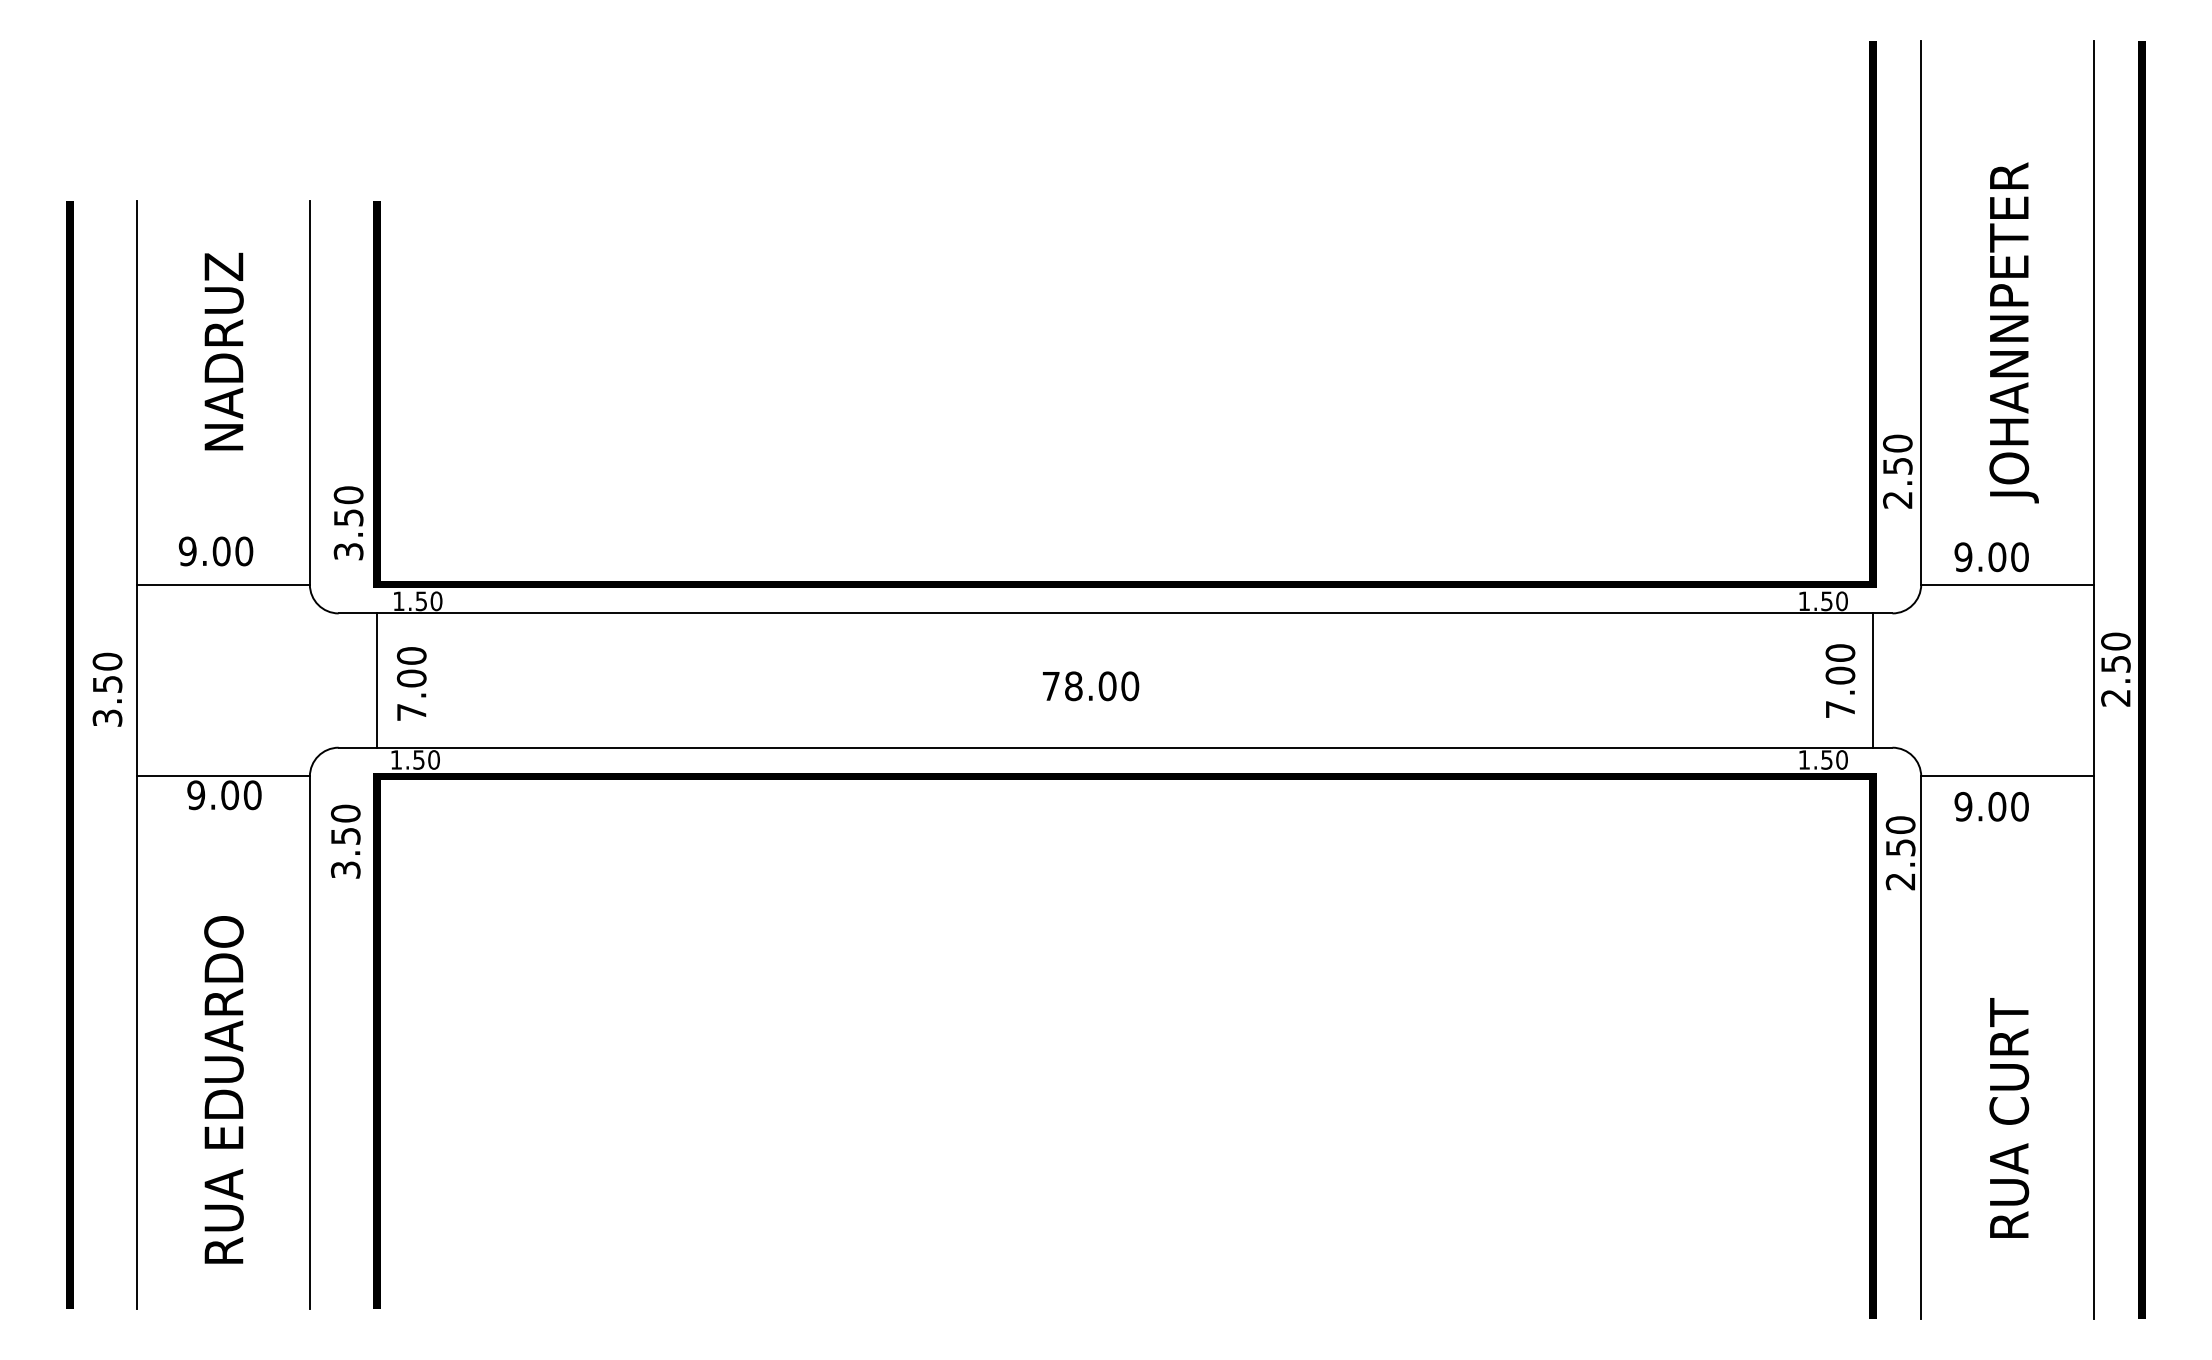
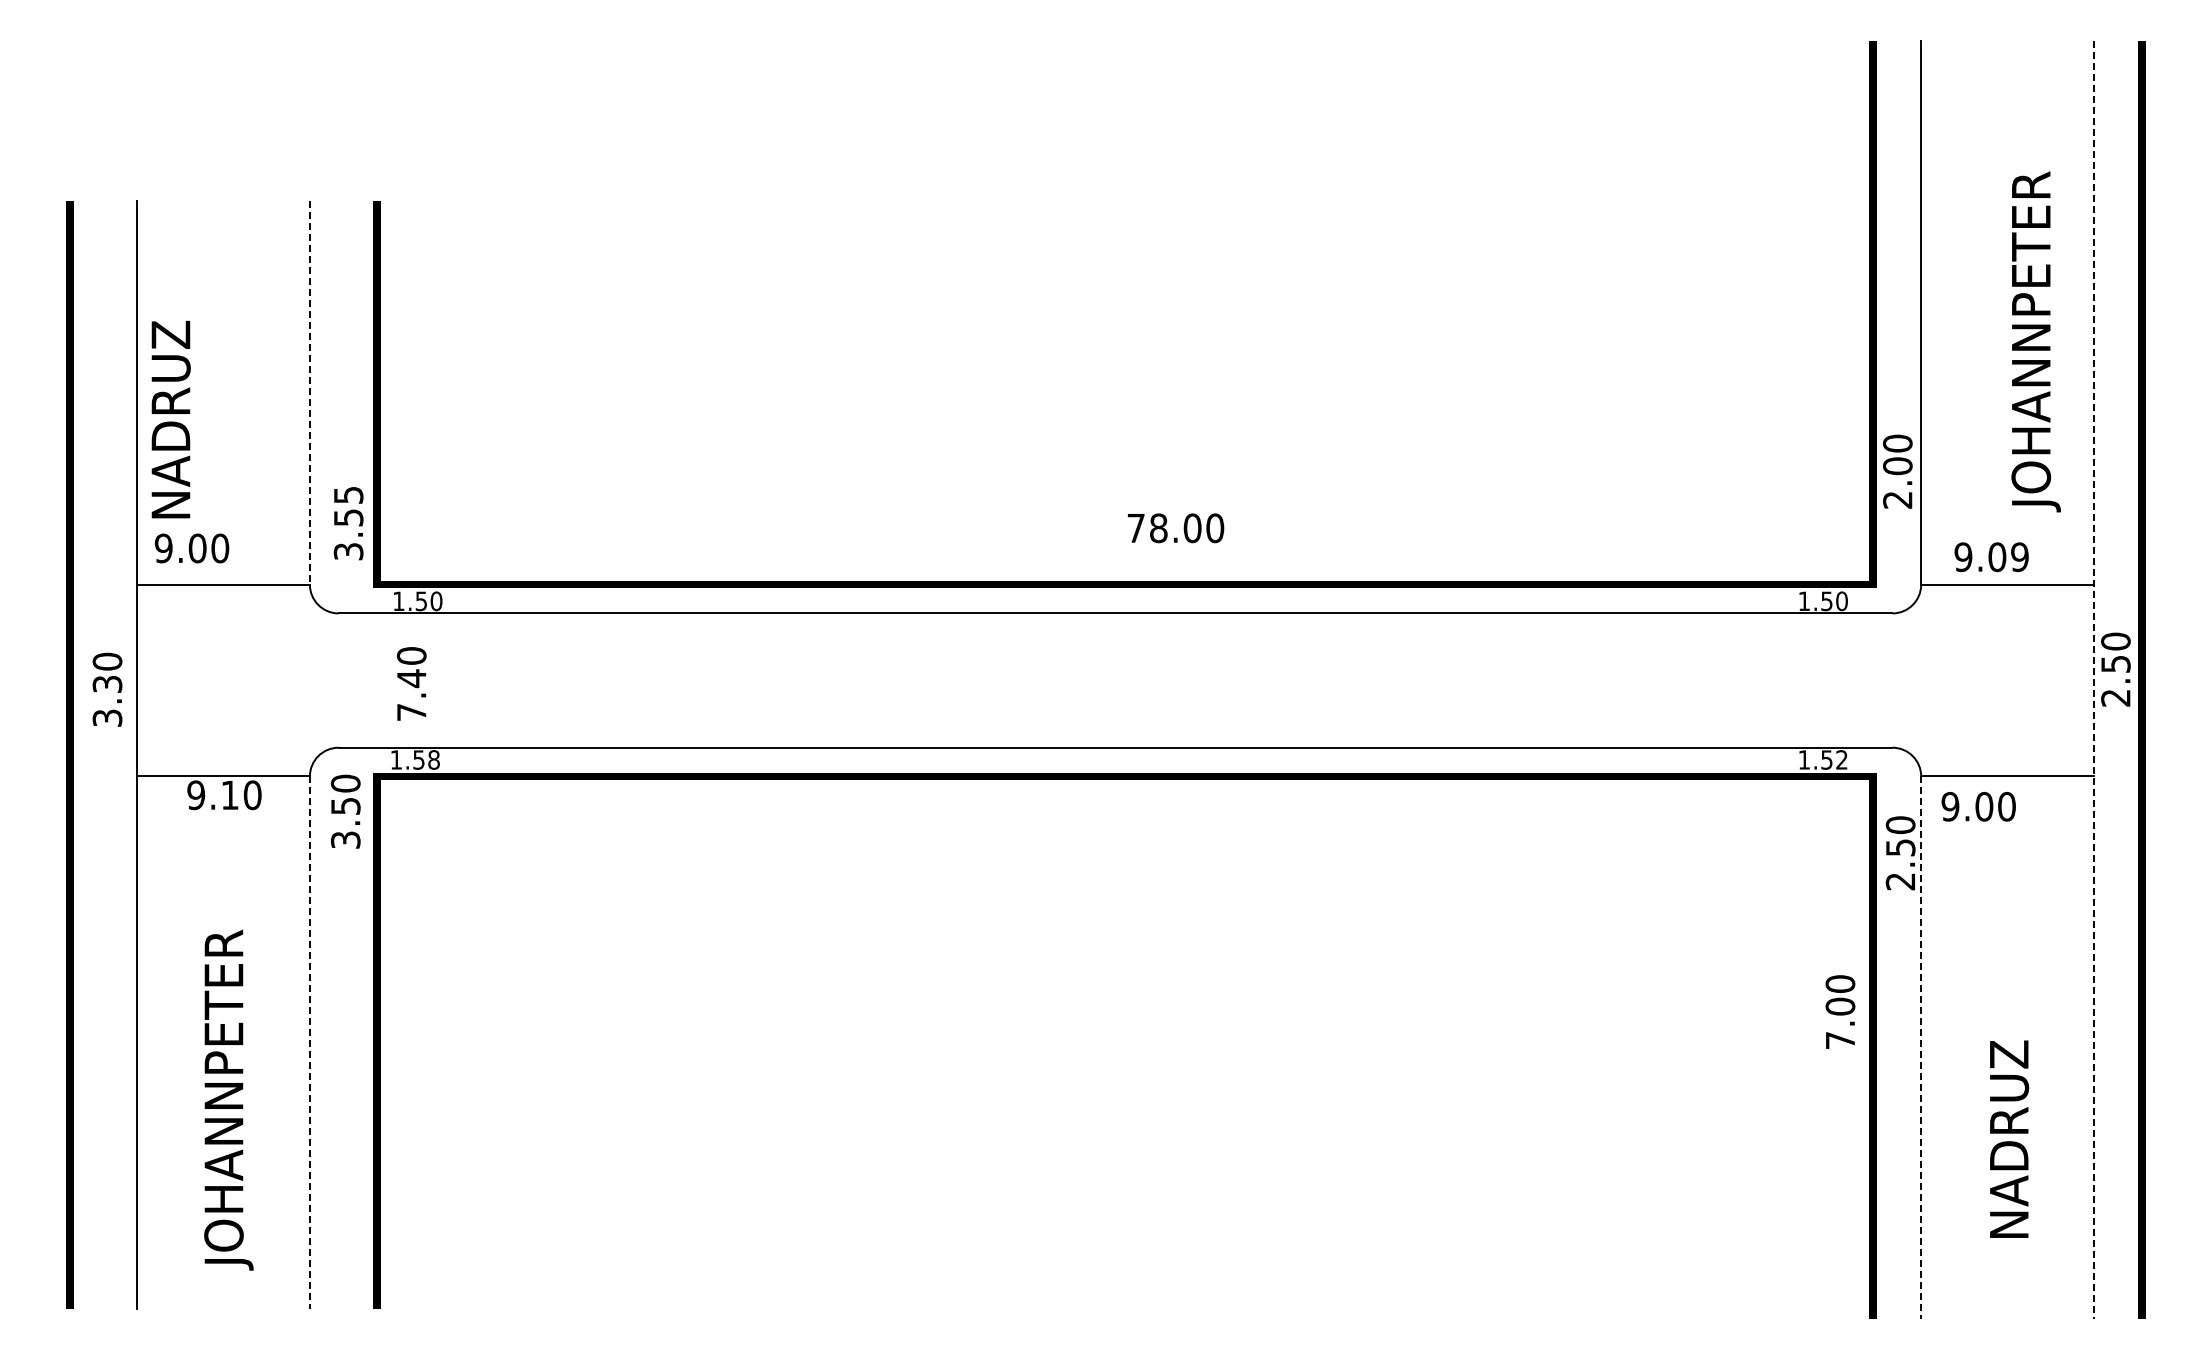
text position: (2013, 332) -> (2035, 341) (2035, 341)
text position: (223, 351) -> (170, 419) (170, 419)
line: solid -> dashed (309, 392)
text: 2.50 -> 2.00 (1897, 466)
text: 3.50 -> 3.55 (348, 495)
text position: (215, 551) -> (191, 548) (191, 548)
text: 9.00 -> 9.09 (2019, 557)
text: 7.00 -> 7.40 (411, 678)
line: present -> none (377, 680)
text position: (1840, 680) -> (1840, 1011) (1840, 1011)
line: present -> none (1873, 680)
line: solid -> dashed (2093, 680)
text: 3.50 -> 3.30 (106, 683)
text position: (1091, 686) -> (1176, 528) (1176, 528)
text: 1.50 -> 1.58 (433, 759)
text: 1.50 -> 1.52 (1841, 759)
text: 9.00 -> 9.10 (230, 795)
text position: (1991, 806) -> (1978, 806) (1978, 806)
text position: (345, 841) -> (345, 811) (345, 811)
line: solid -> dashed (309, 1043)
line: solid -> dashed (1921, 1048)
text: RUA EDUARDO -> JOHANNPETER (228, 1093)
text: RUA CURT -> NADRUZ (2009, 1115)
